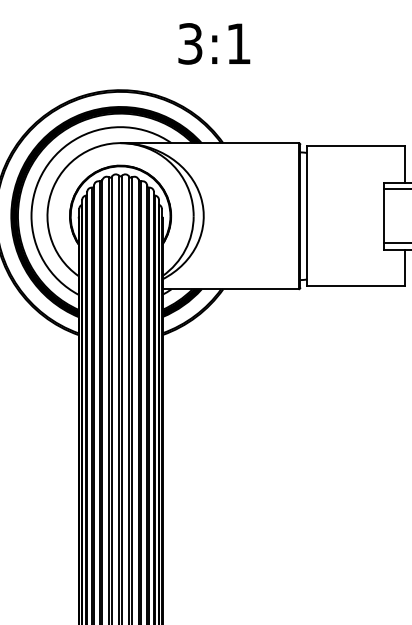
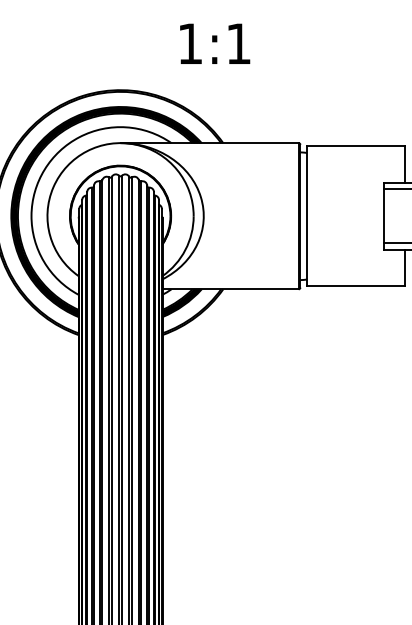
text: 3:1 -> 1:1 (190, 43)
